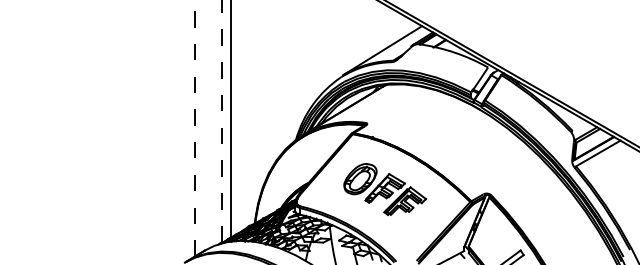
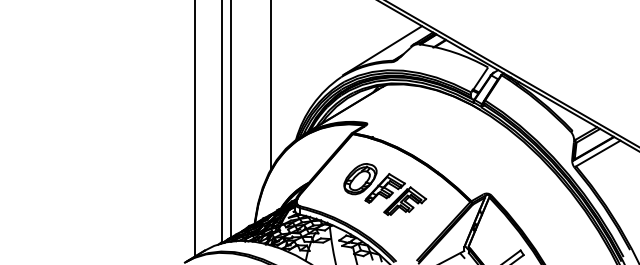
line: none -> present (270, 85)
line: dashed -> solid (222, 121)
line: dashed -> solid (194, 128)
